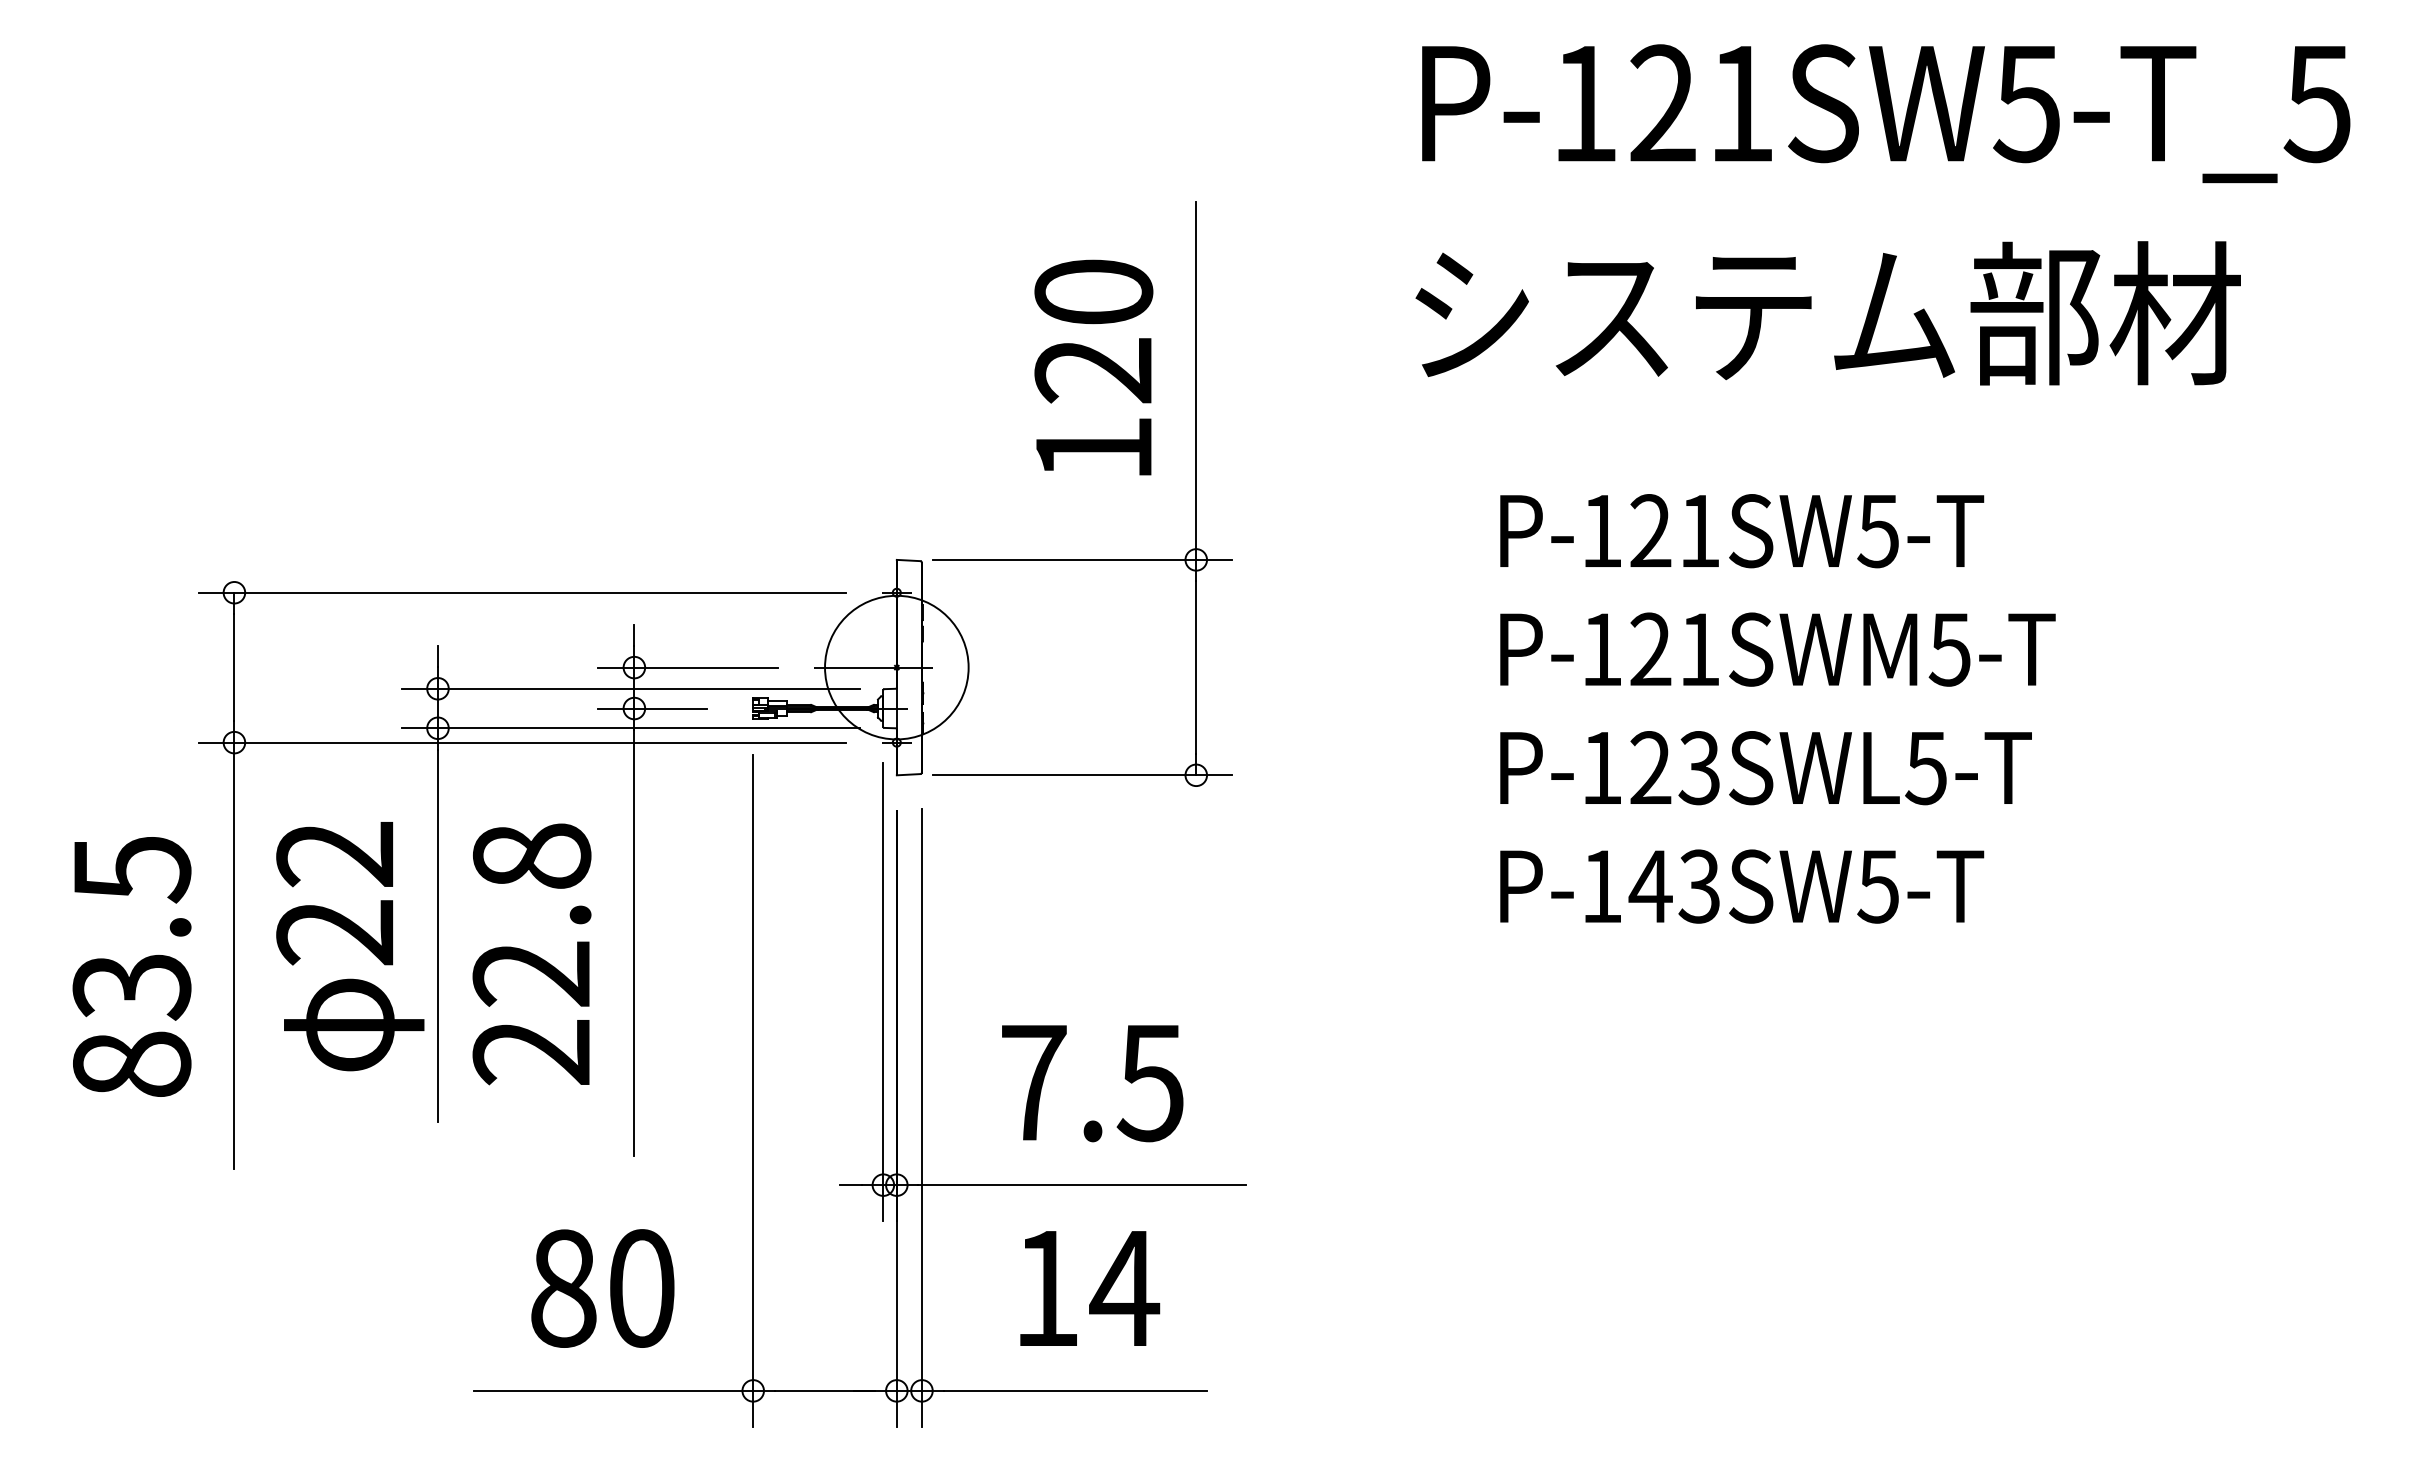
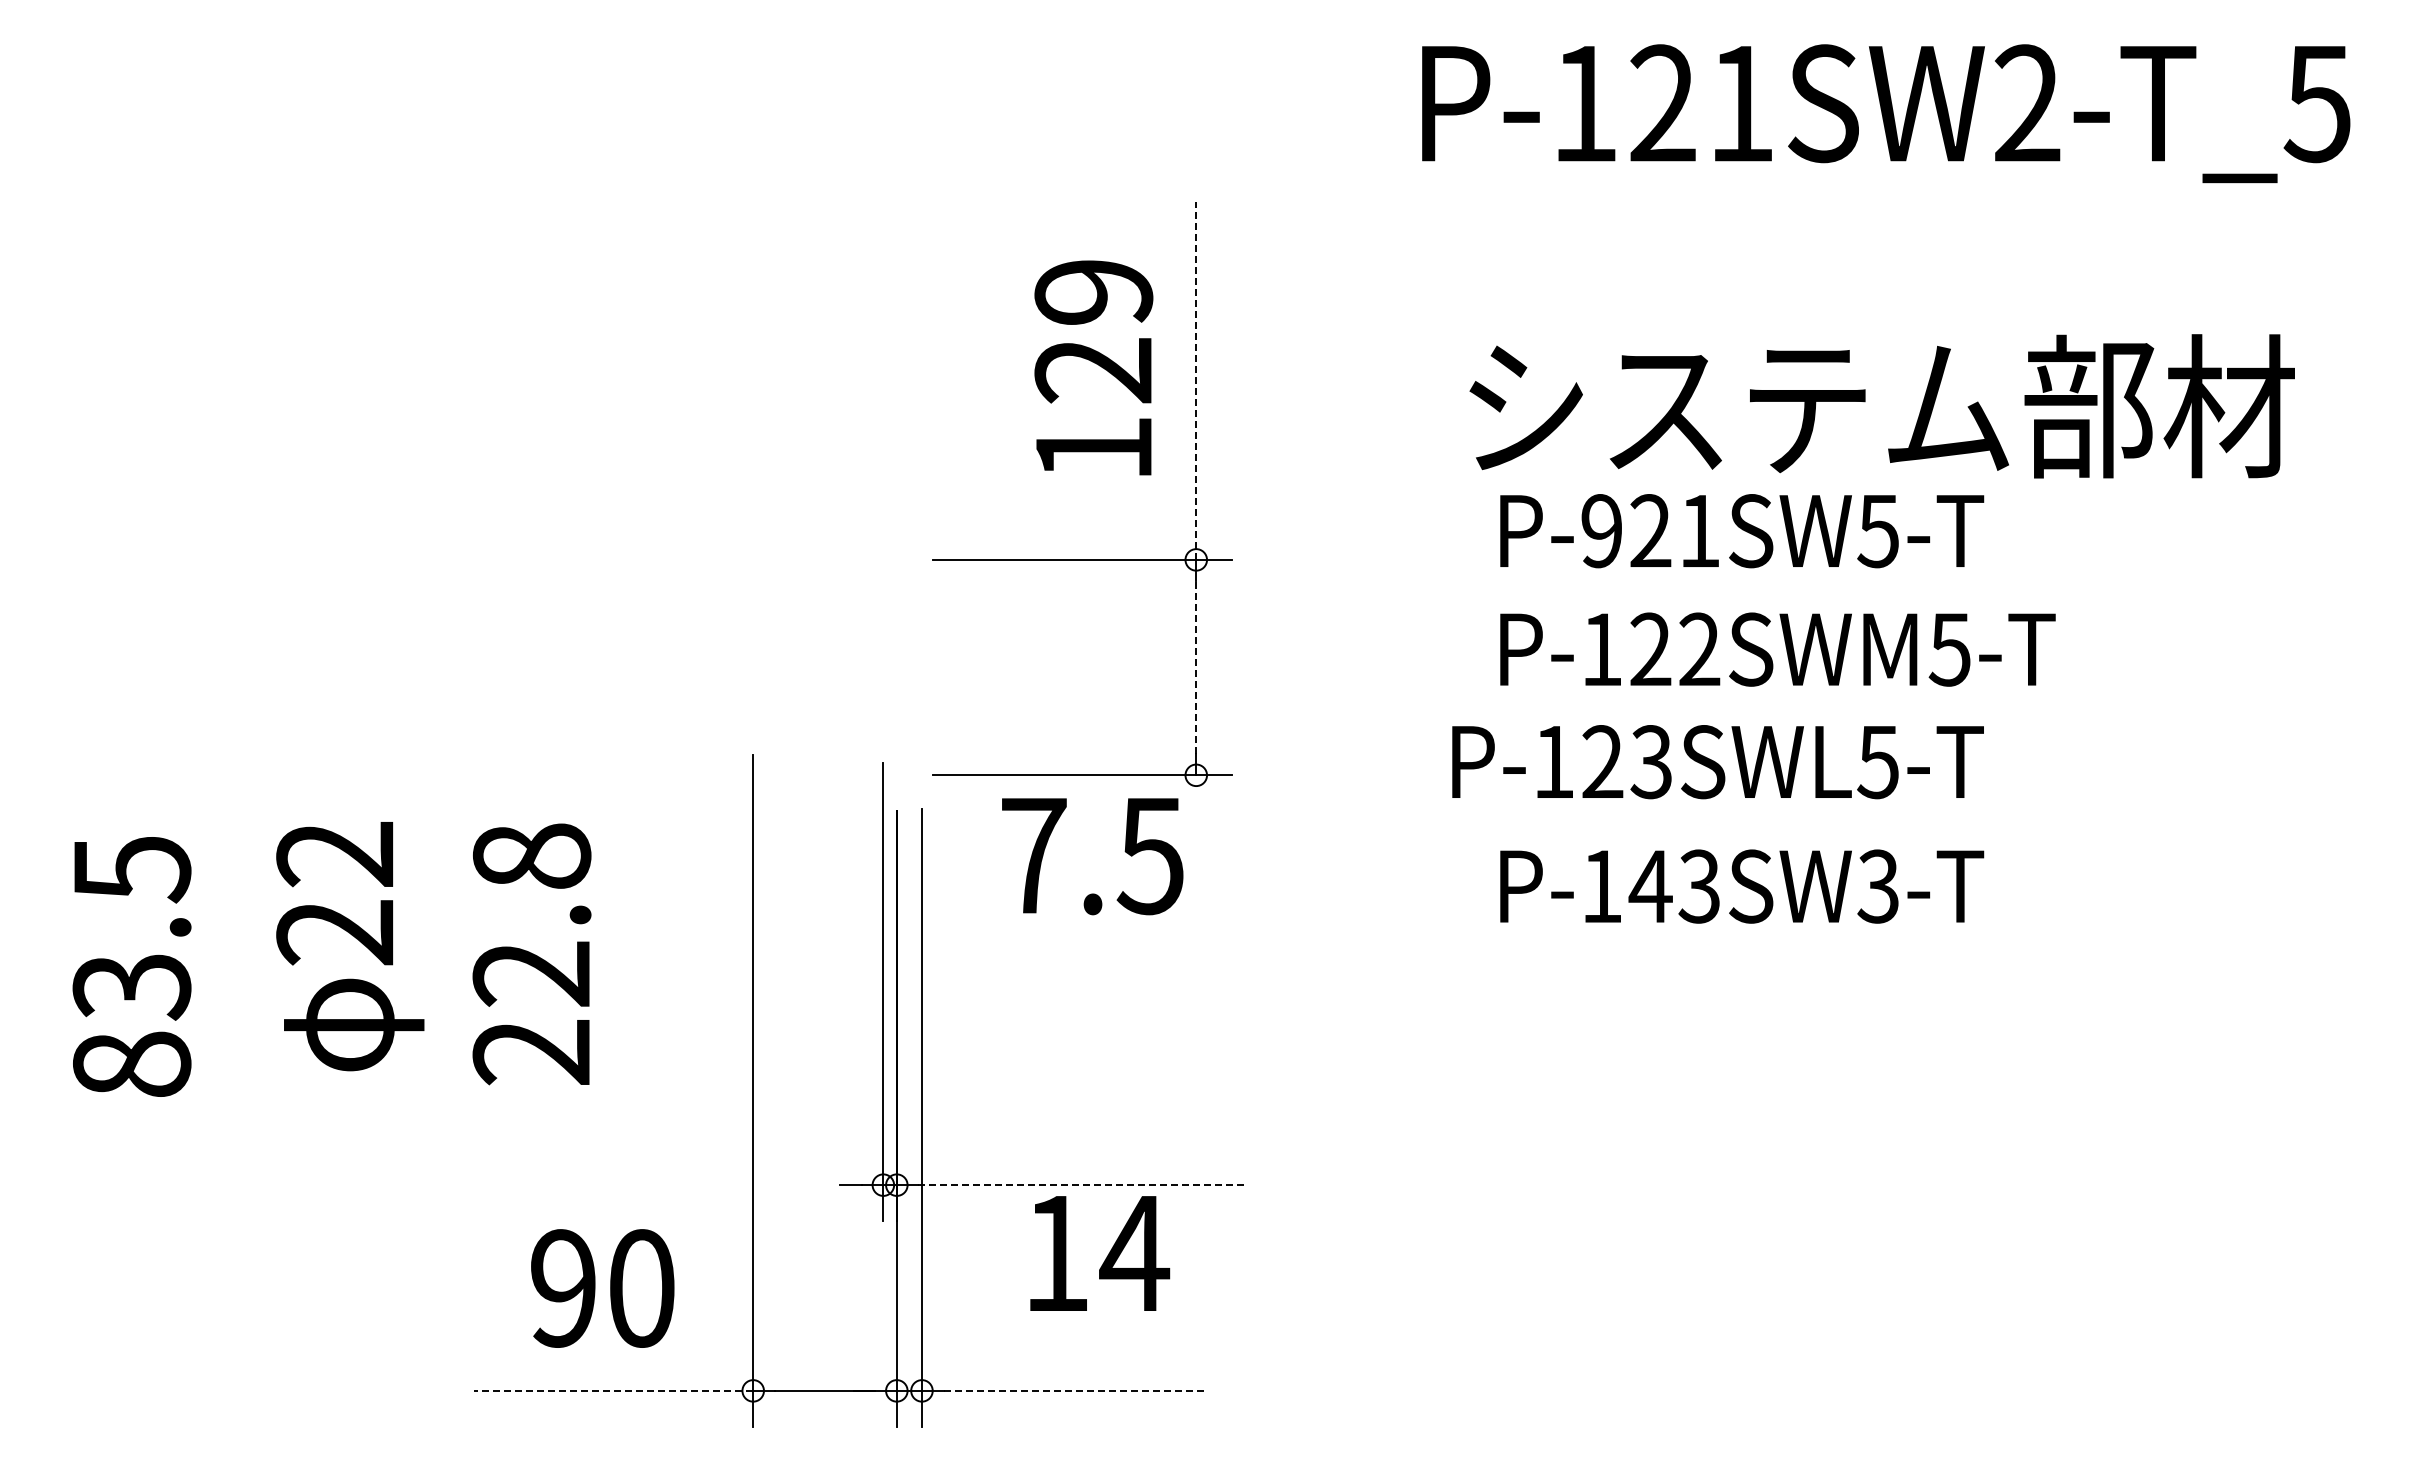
text: P-121SW5-T_5 -> P-121SW2-T_5 (2026, 103)
text: 120 -> 129 (1093, 291)
text position: (1827, 313) -> (1881, 406) (1881, 406)
line: solid -> dashed (1196, 381)
text: P-121SW5-T -> P-921SW5-T (1601, 531)
text: P-121SWM5-T -> P-122SWM5-T (1699, 648)
line: solid -> dashed (1196, 667)
text position: (1765, 768) -> (1717, 762) (1717, 762)
part: present -> none (633, 864)
text: P-143SW5-T -> P-143SW3-T (1877, 886)
text position: (1092, 1083) -> (1092, 856) (1092, 856)
line: solid -> dashed (1082, 1185)
text: 80 -> 90 (563, 1288)
text position: (1090, 1288) -> (1100, 1253) (1100, 1253)
line: solid -> dashed (613, 1390)
line: solid -> dashed (1075, 1390)
